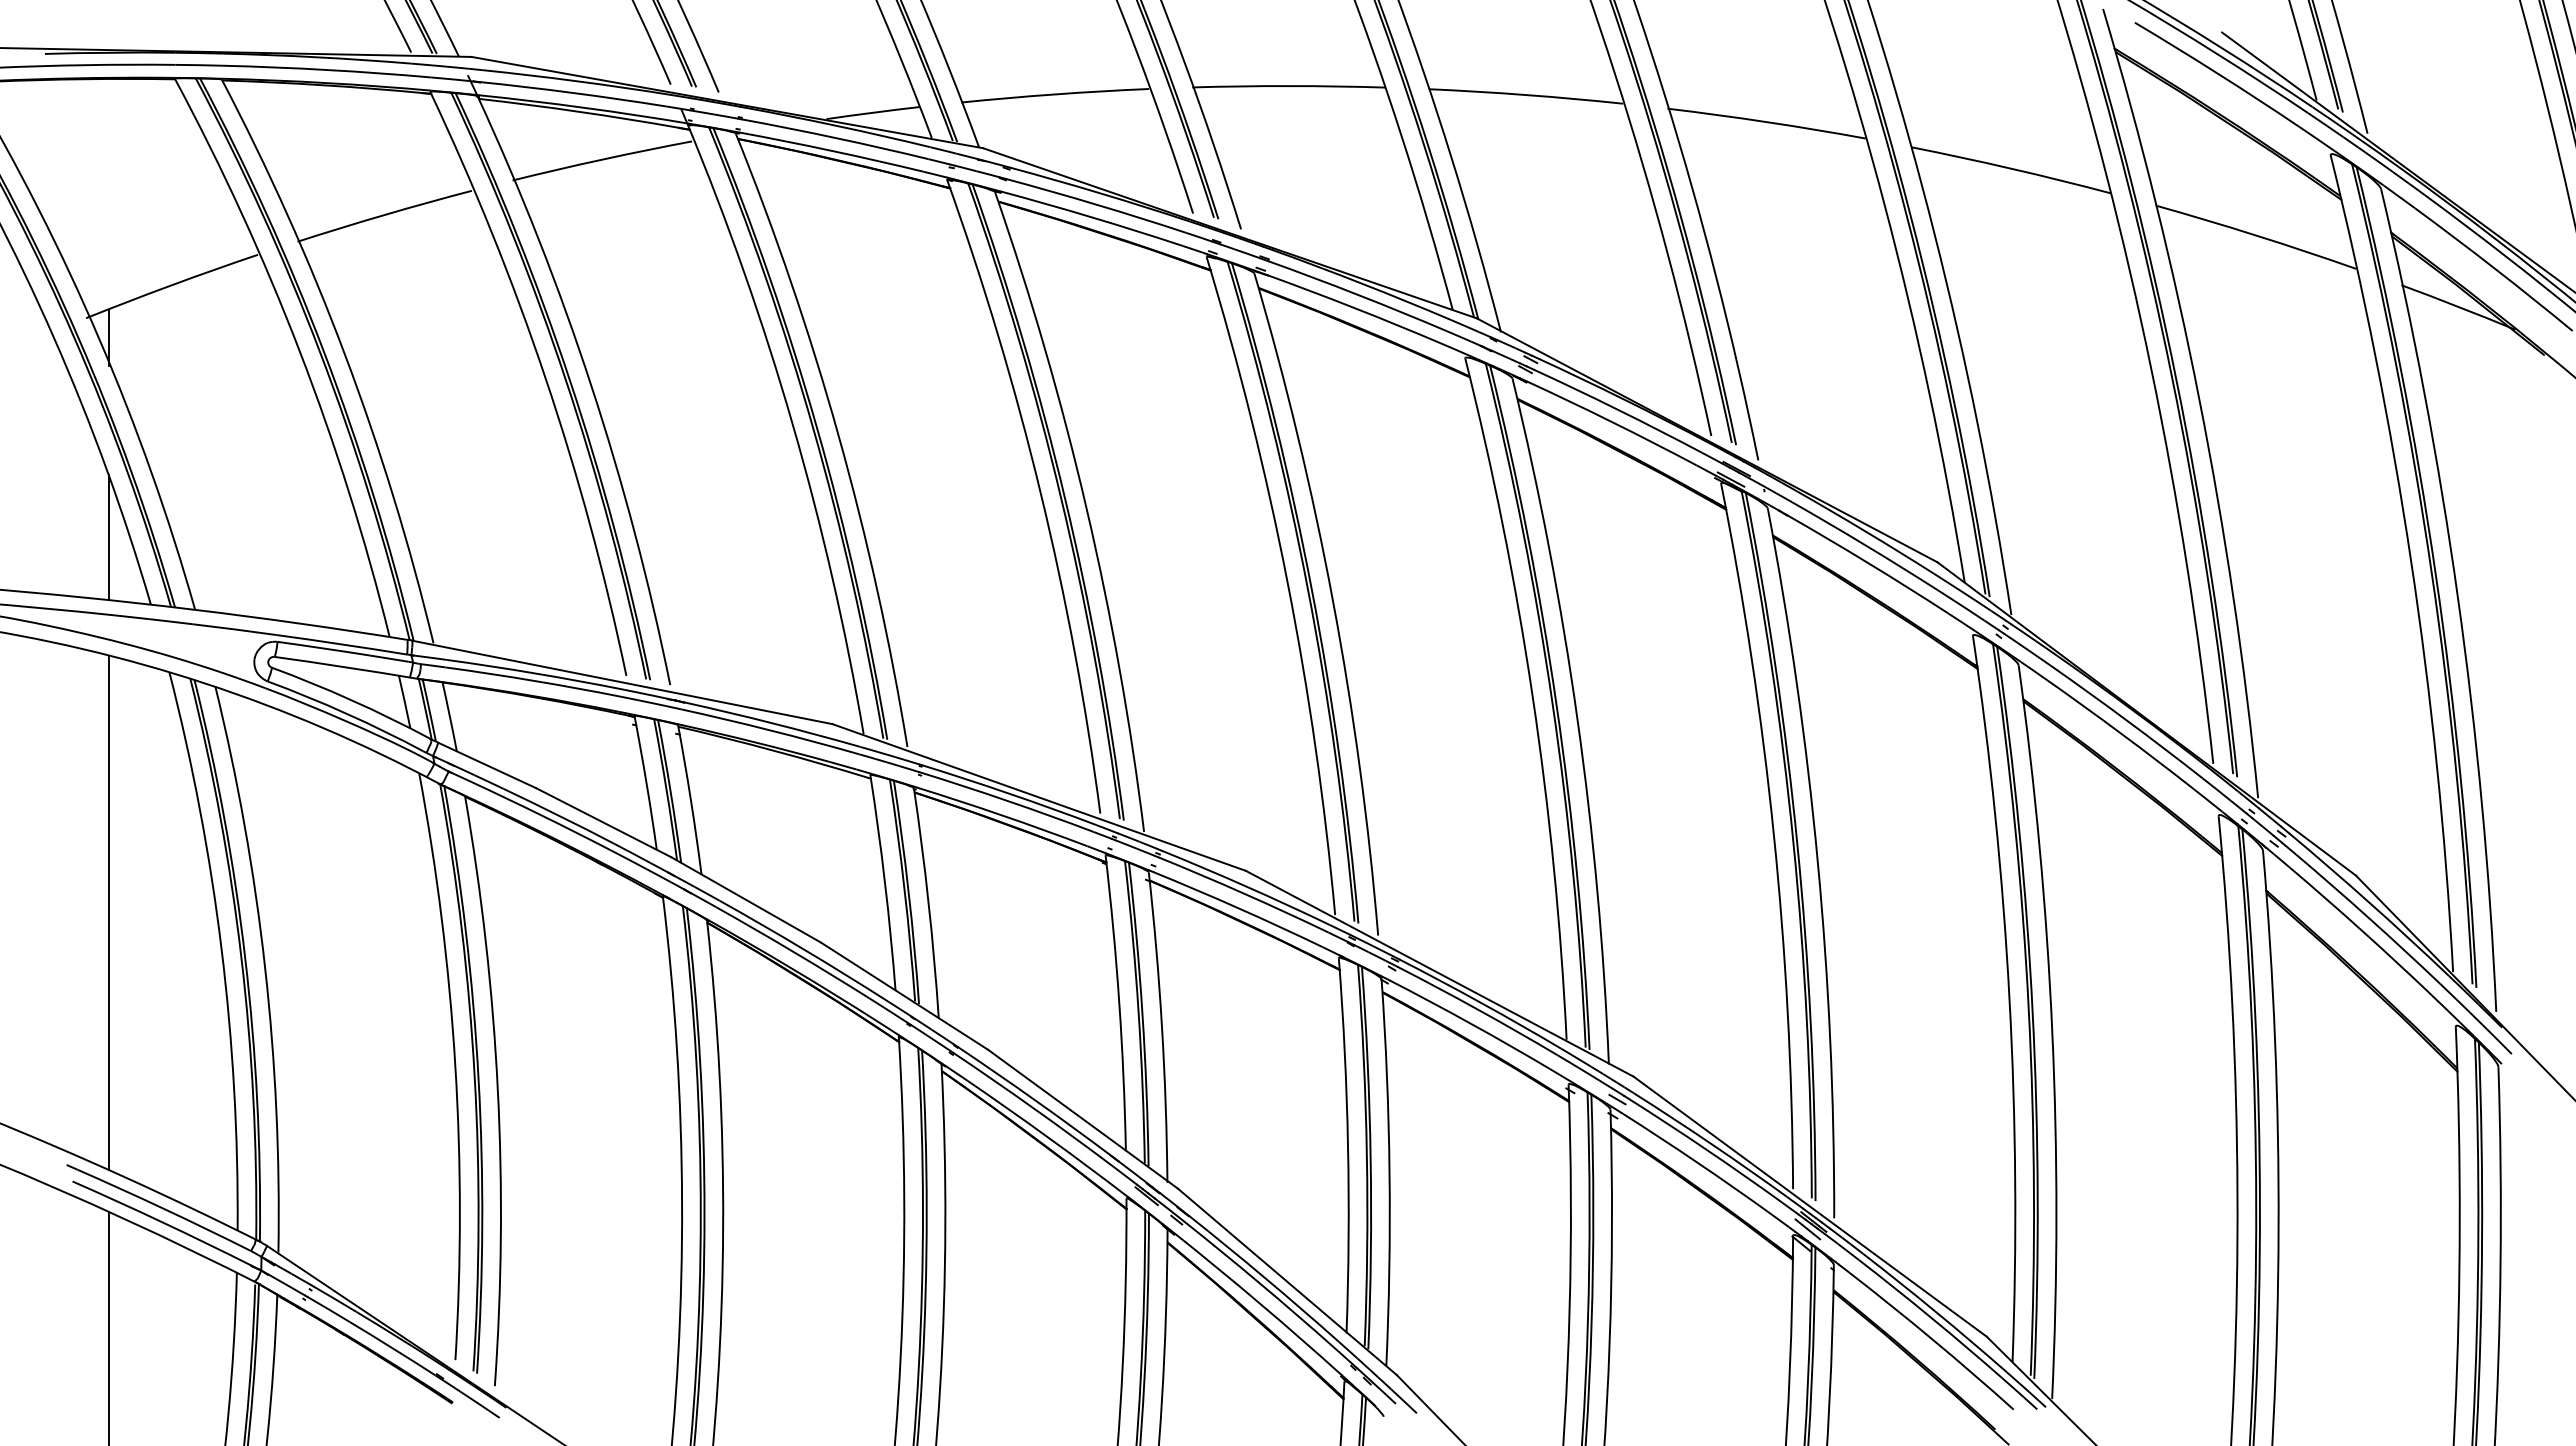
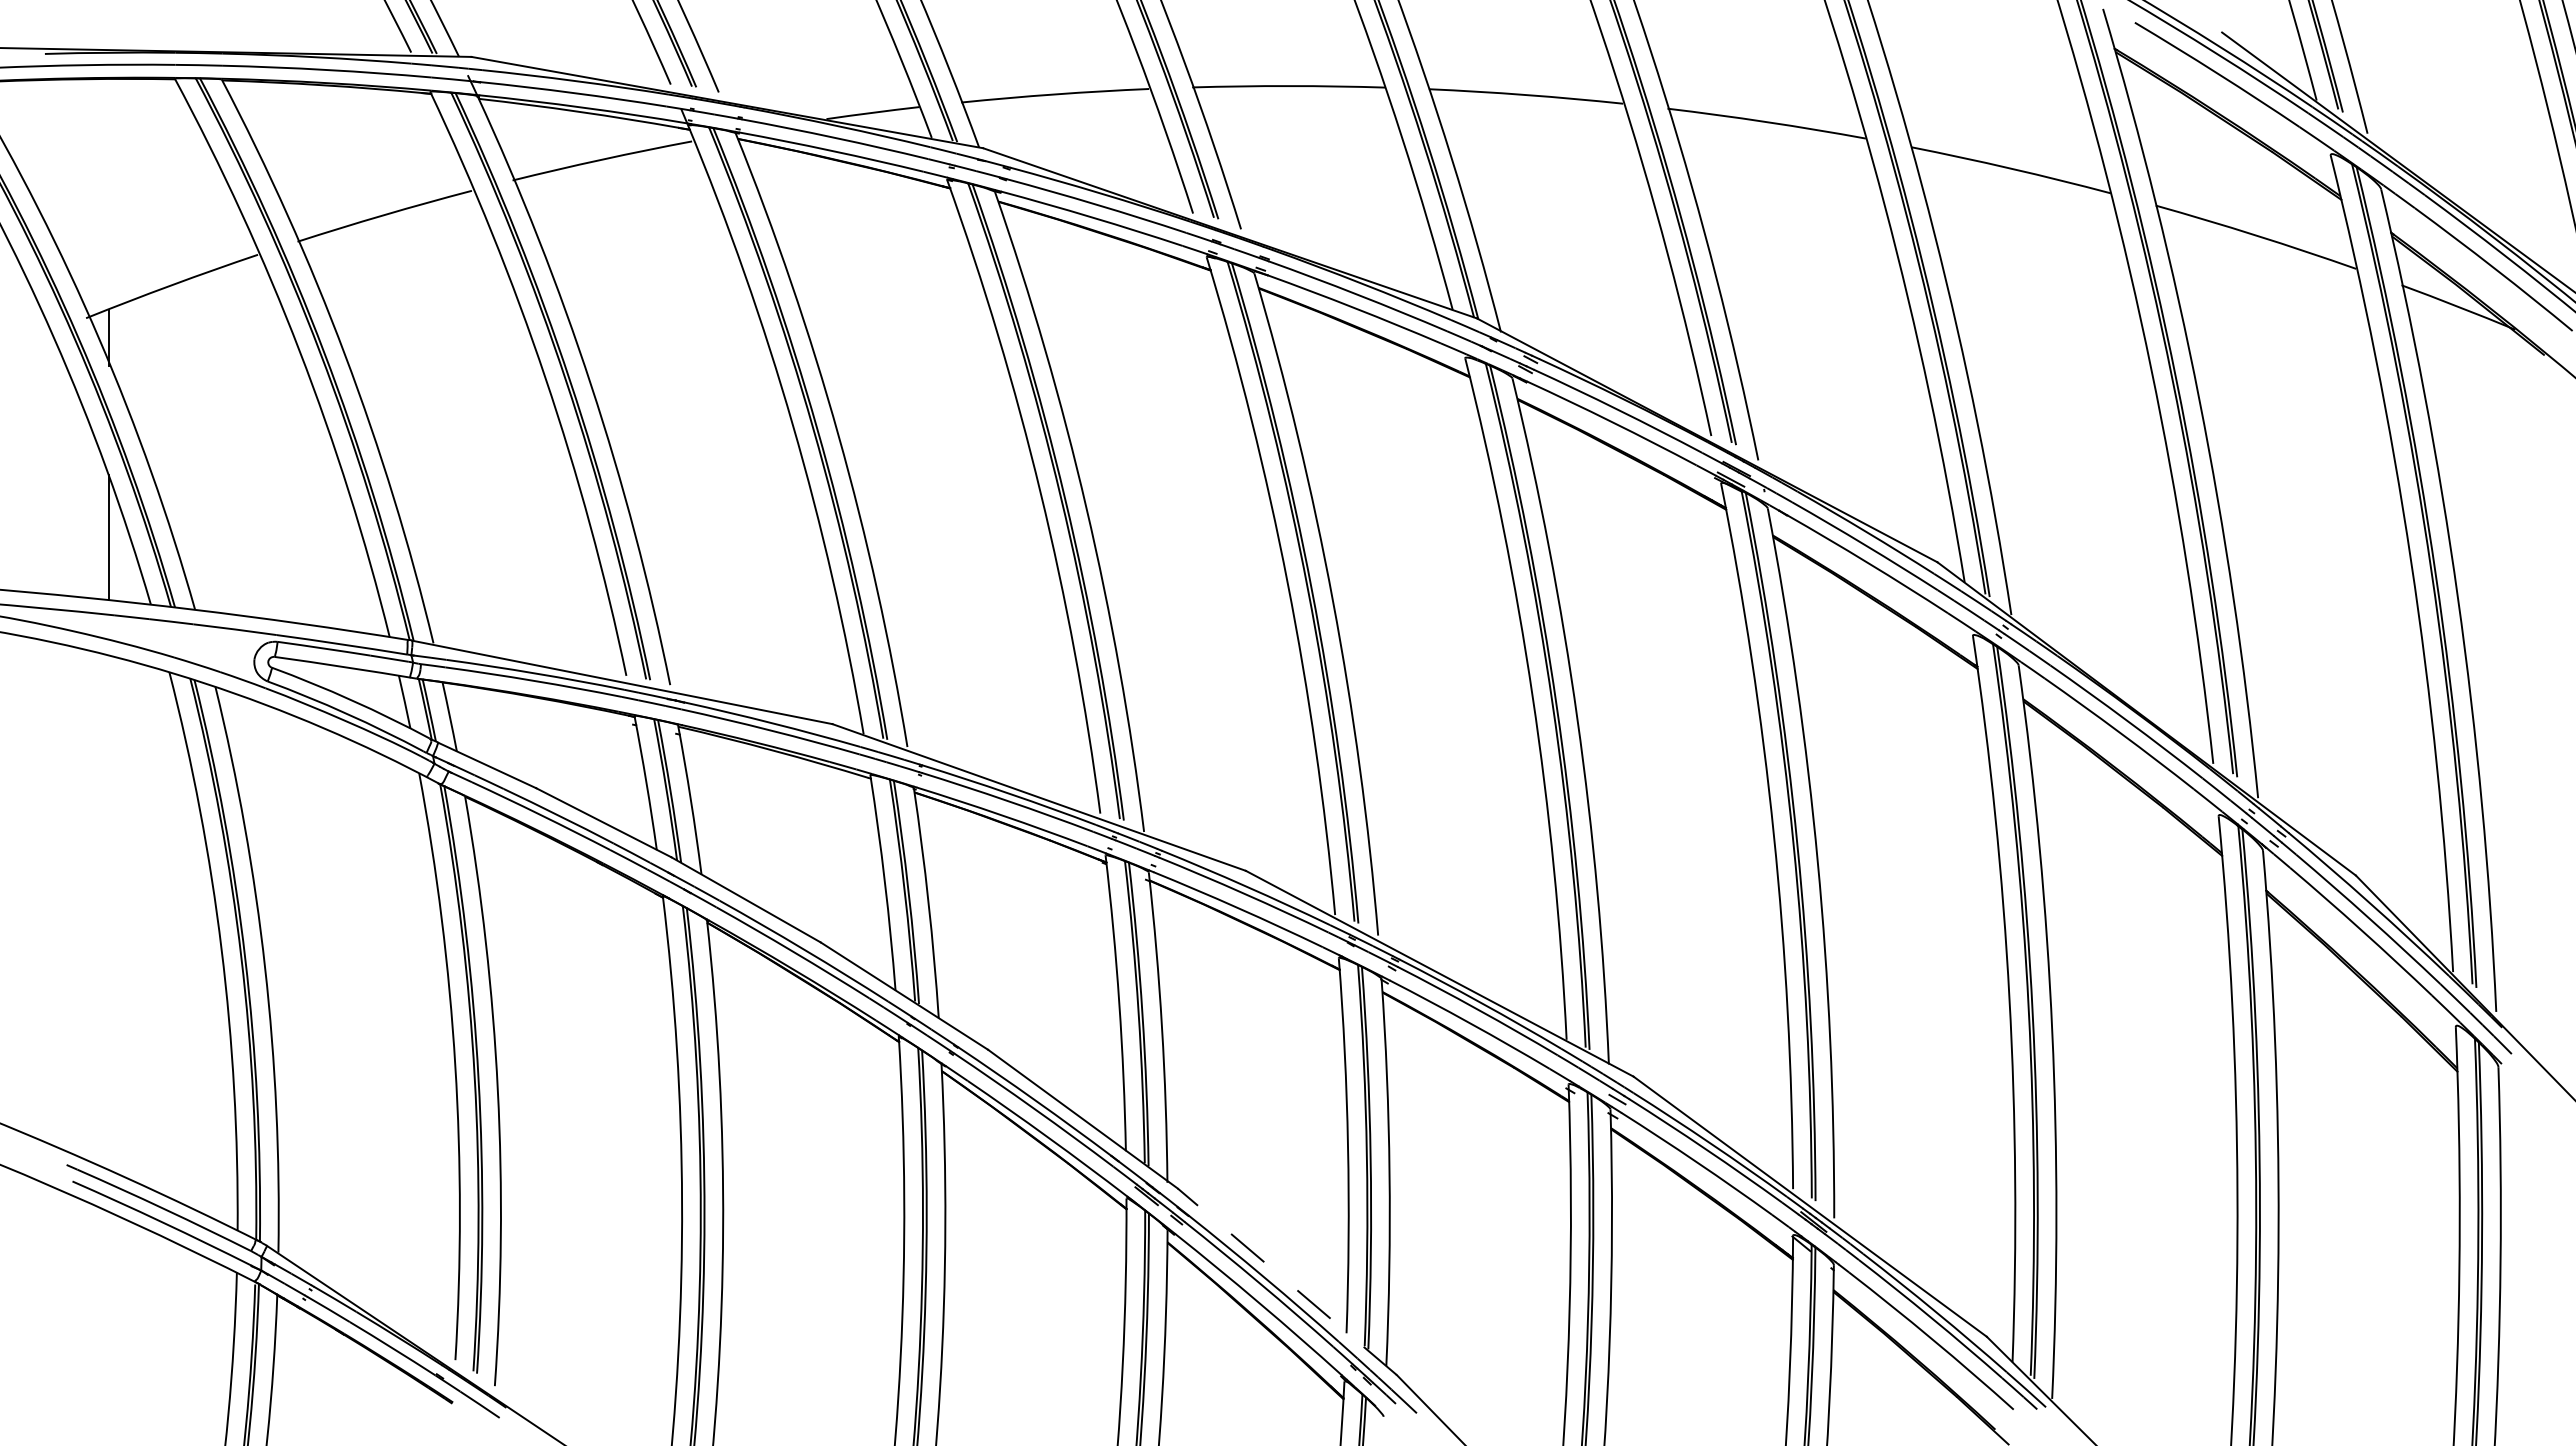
line: present -> none (108, 912)
line: present -> none (1807, 1229)
line: solid -> dashed (1287, 1281)
line: present -> none (108, 1326)
